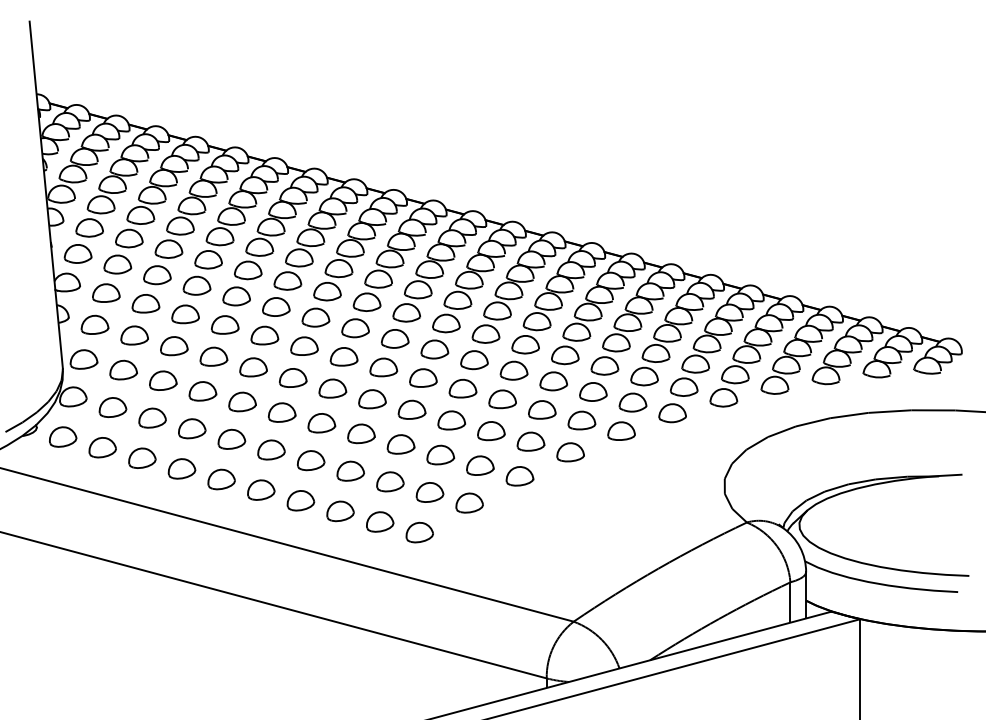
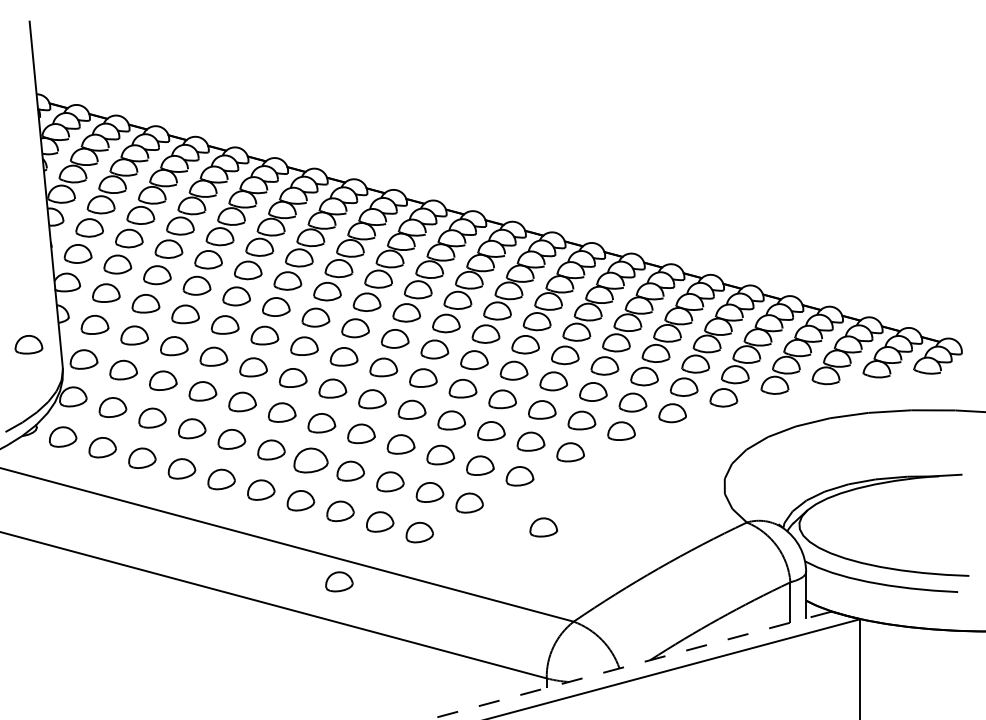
part: none -> present (28, 344)
part size: 29x22 px -> 36x27 px (310, 460)
part: none -> present (543, 527)
part: none -> present (339, 581)
line: solid -> dashed (629, 665)
